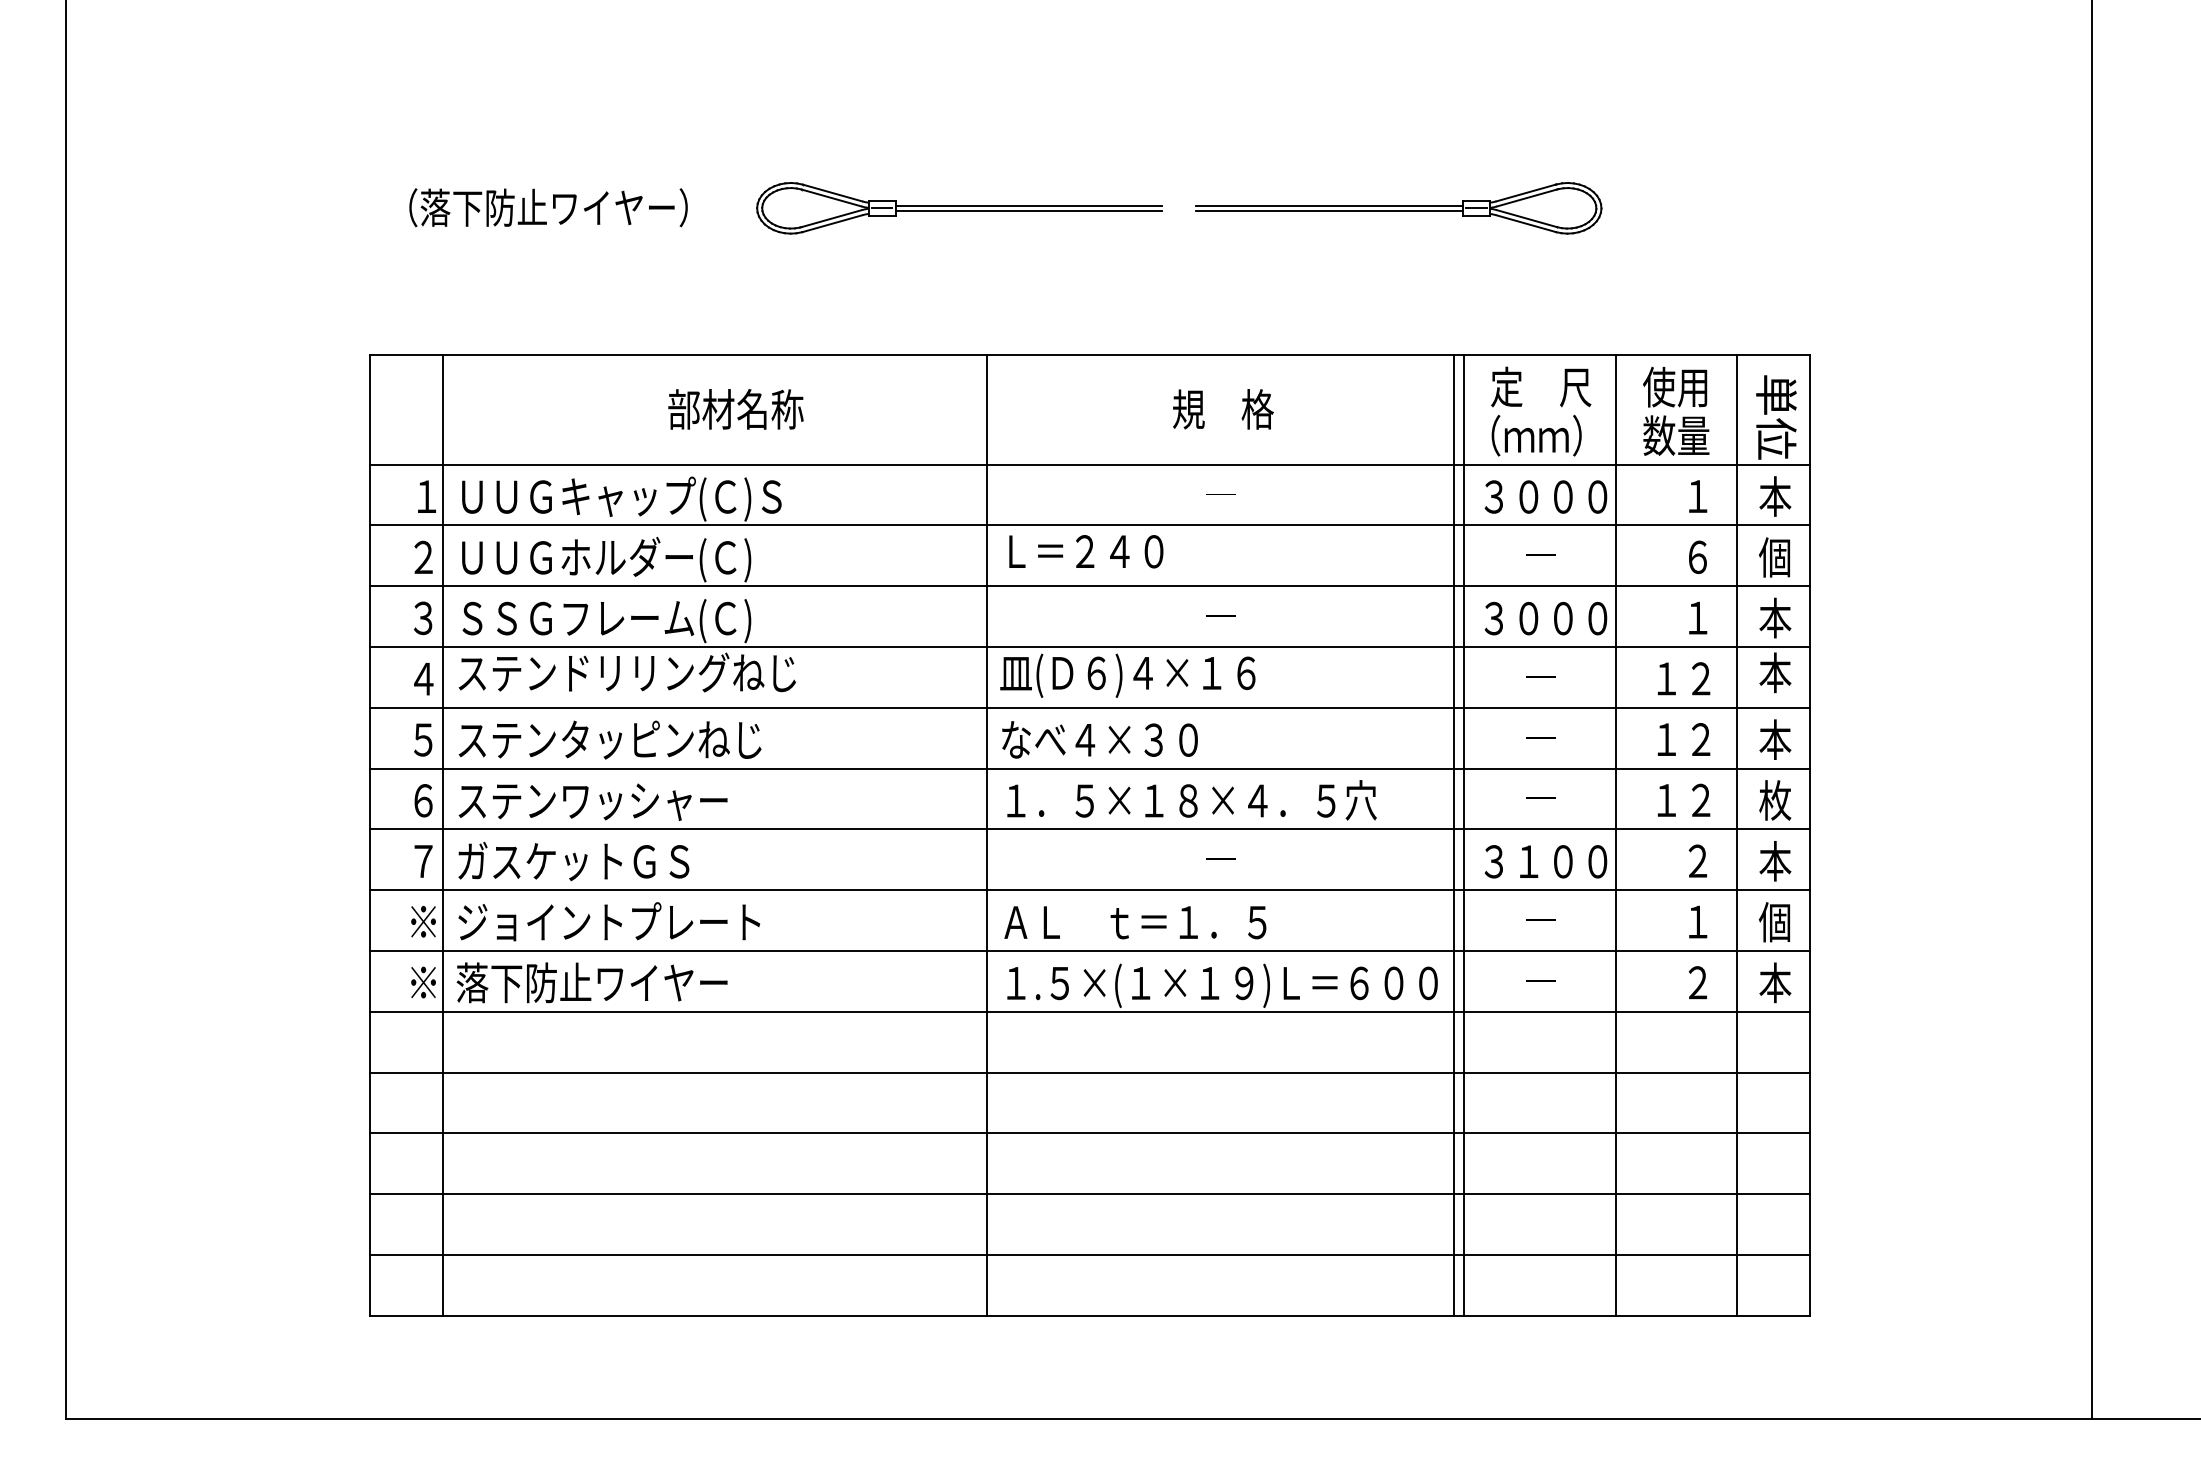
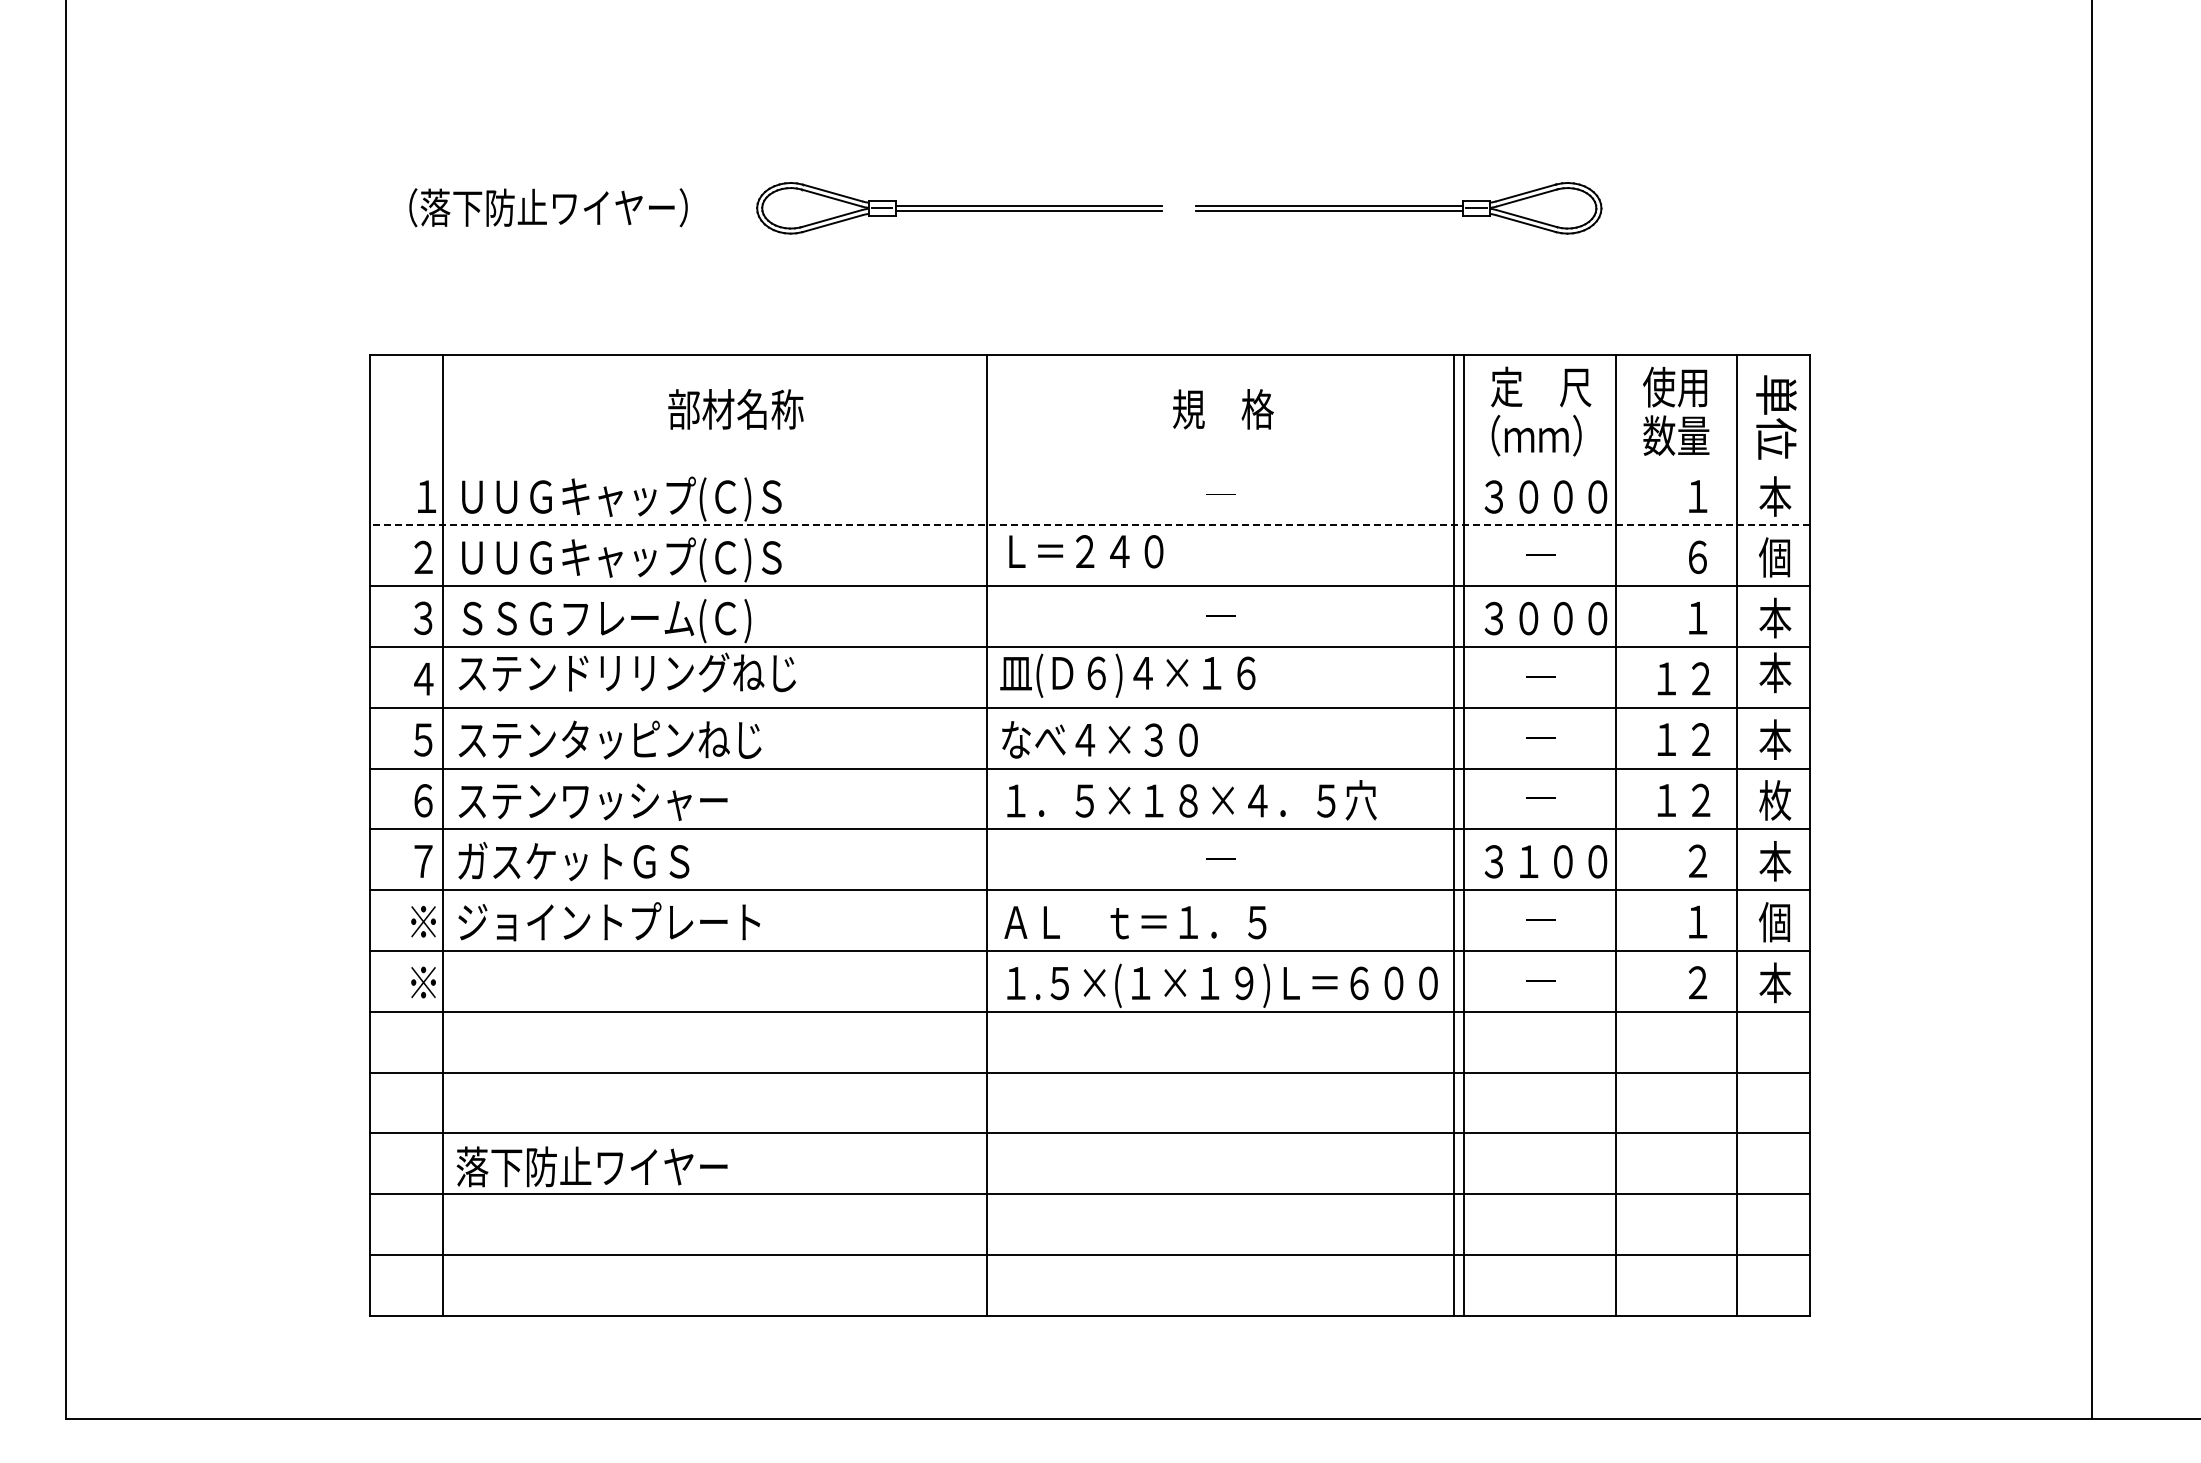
line: present -> none (1089, 464)
line: solid -> dashed (1089, 525)
text: ＵＵＧホルダー(Ｃ) -> ＵＵＧキャップ(Ｃ)Ｓ (671, 556)
text position: (591, 982) -> (591, 1166) (591, 1166)
